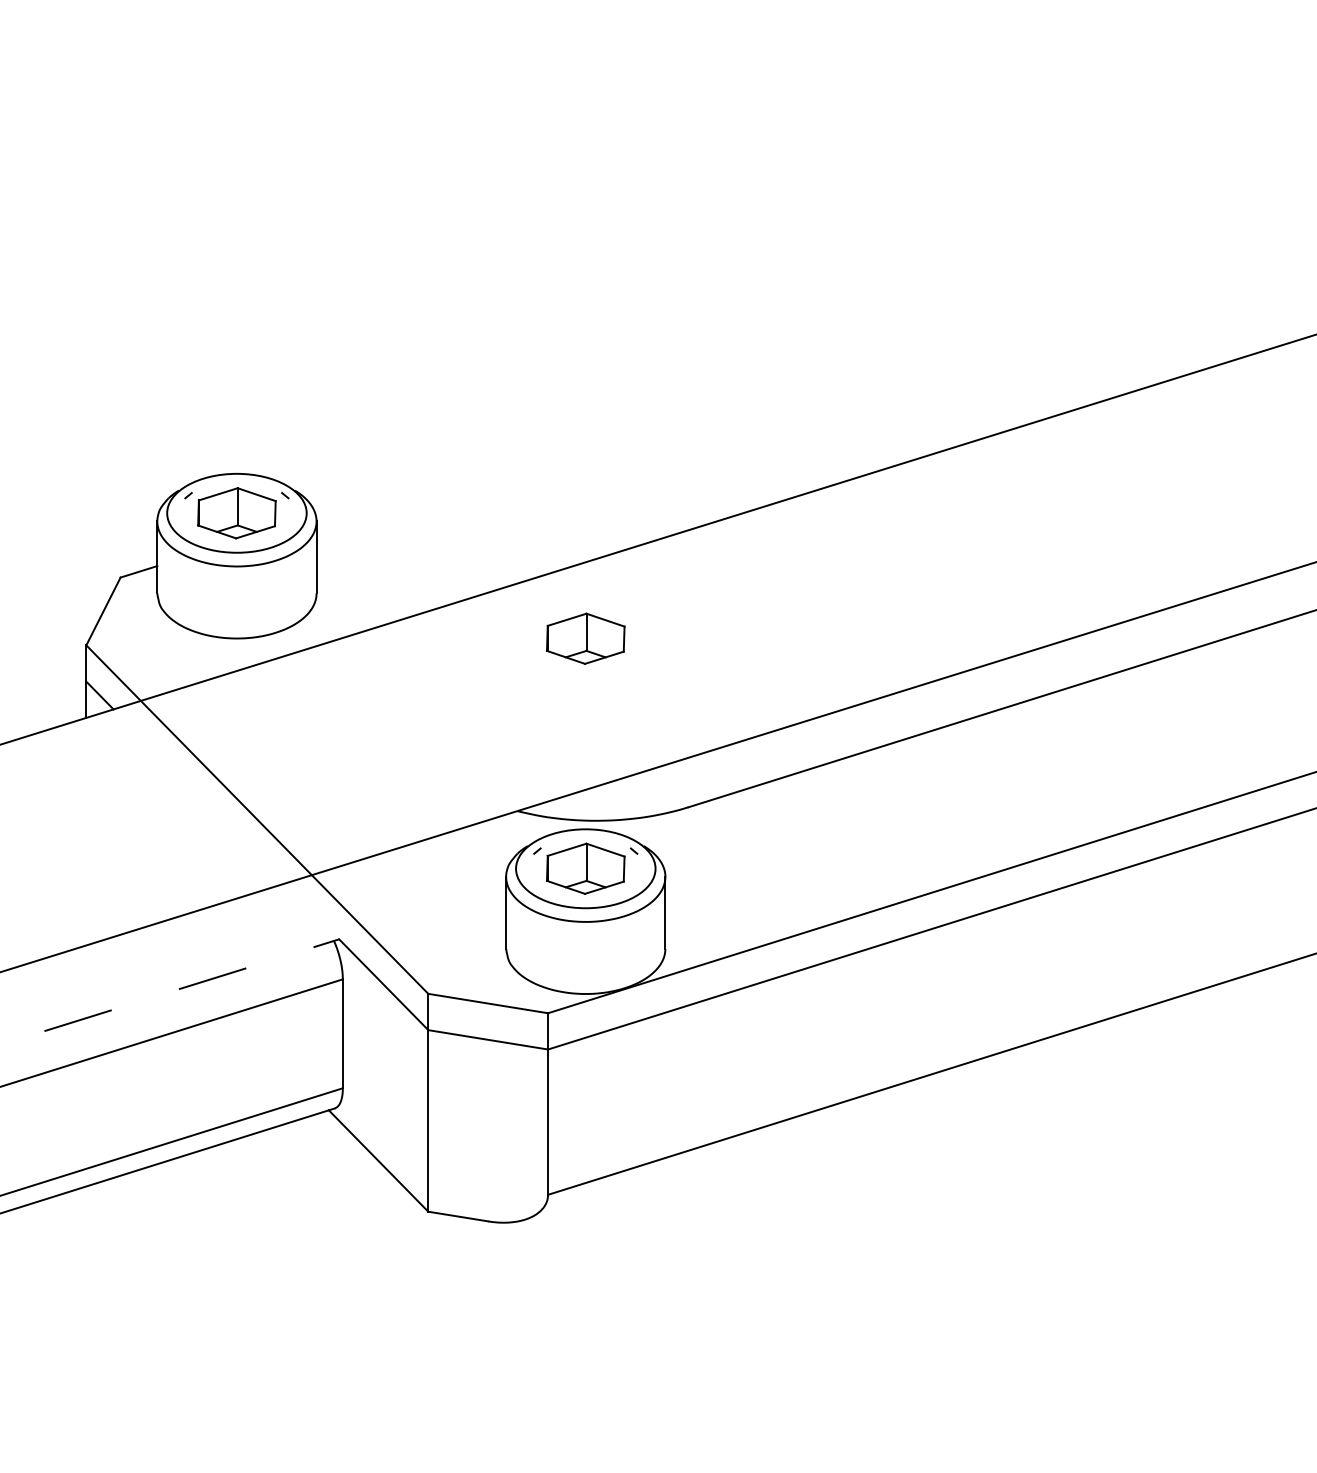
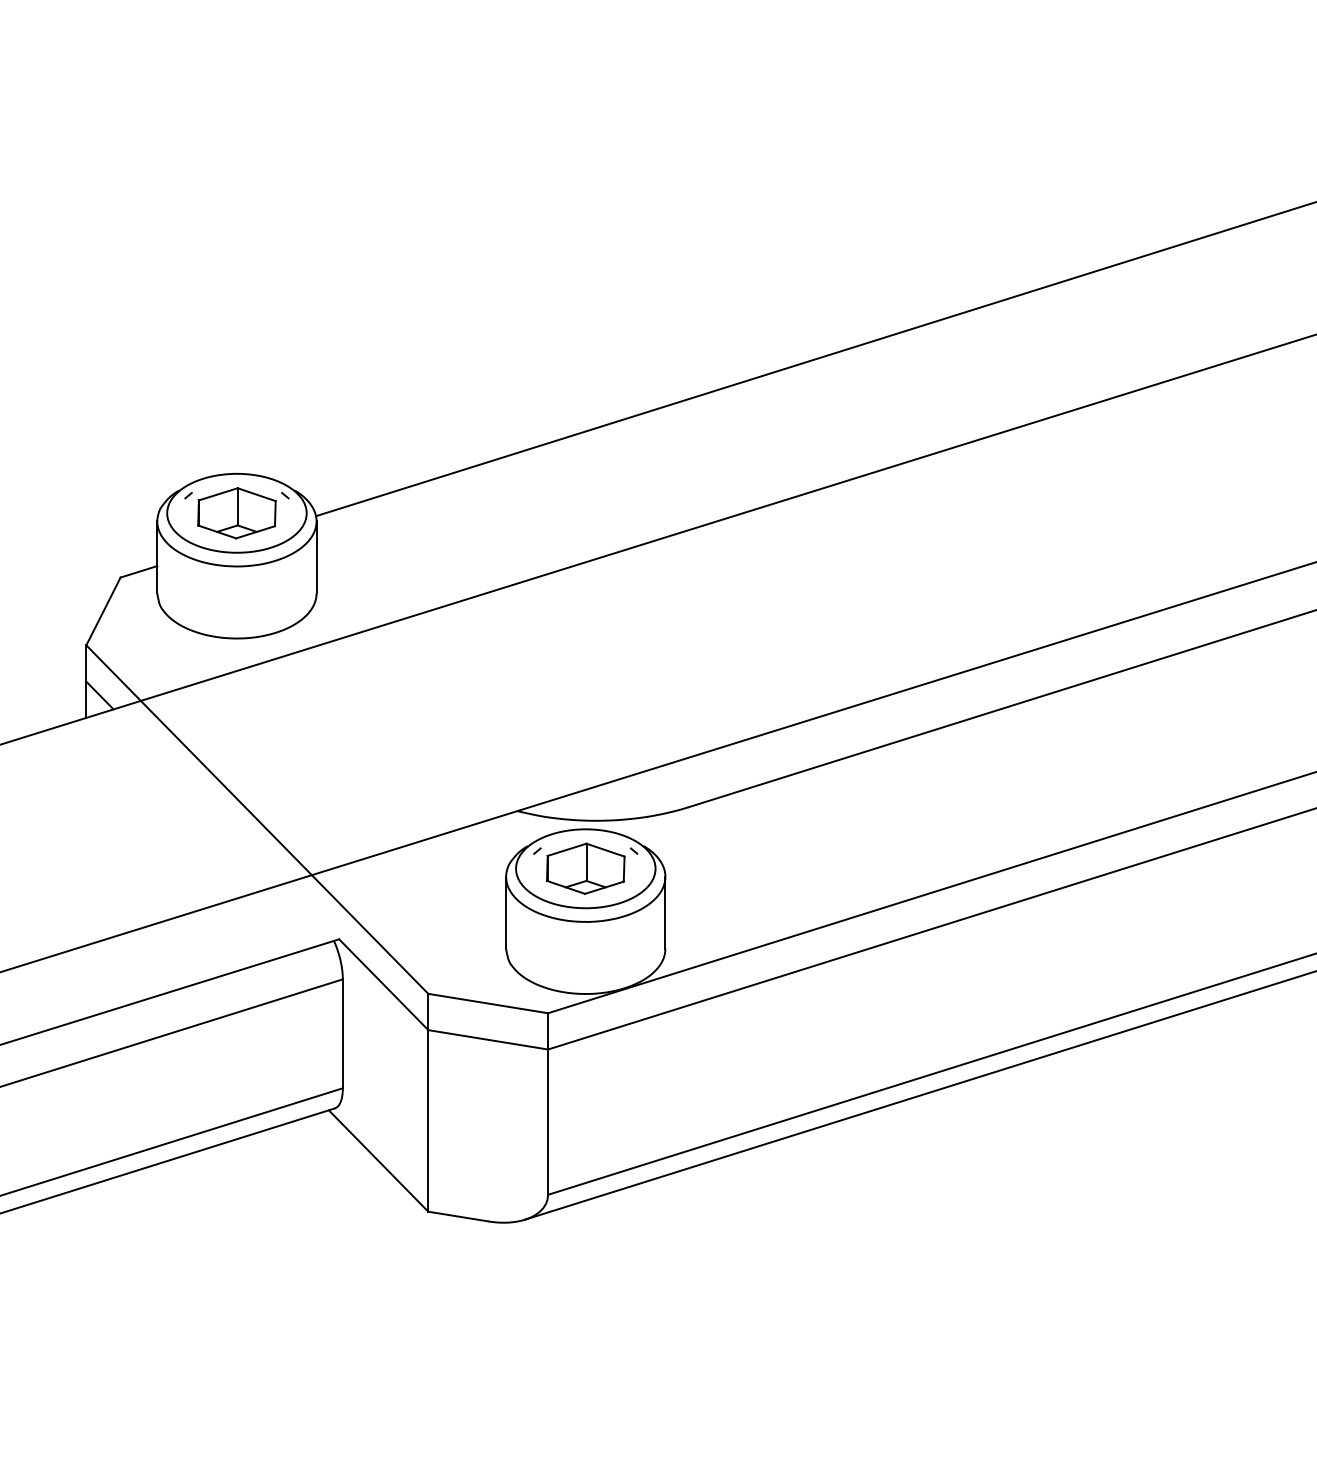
line: none -> present (814, 359)
part: present -> none (585, 638)
line: dashed -> solid (170, 991)
line: none -> present (919, 1095)
